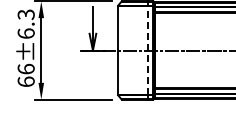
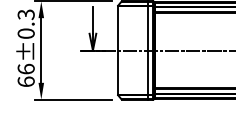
text: 66±6.3 -> 66±0.3 (25, 33)
line: dashed -> solid (147, 50)
